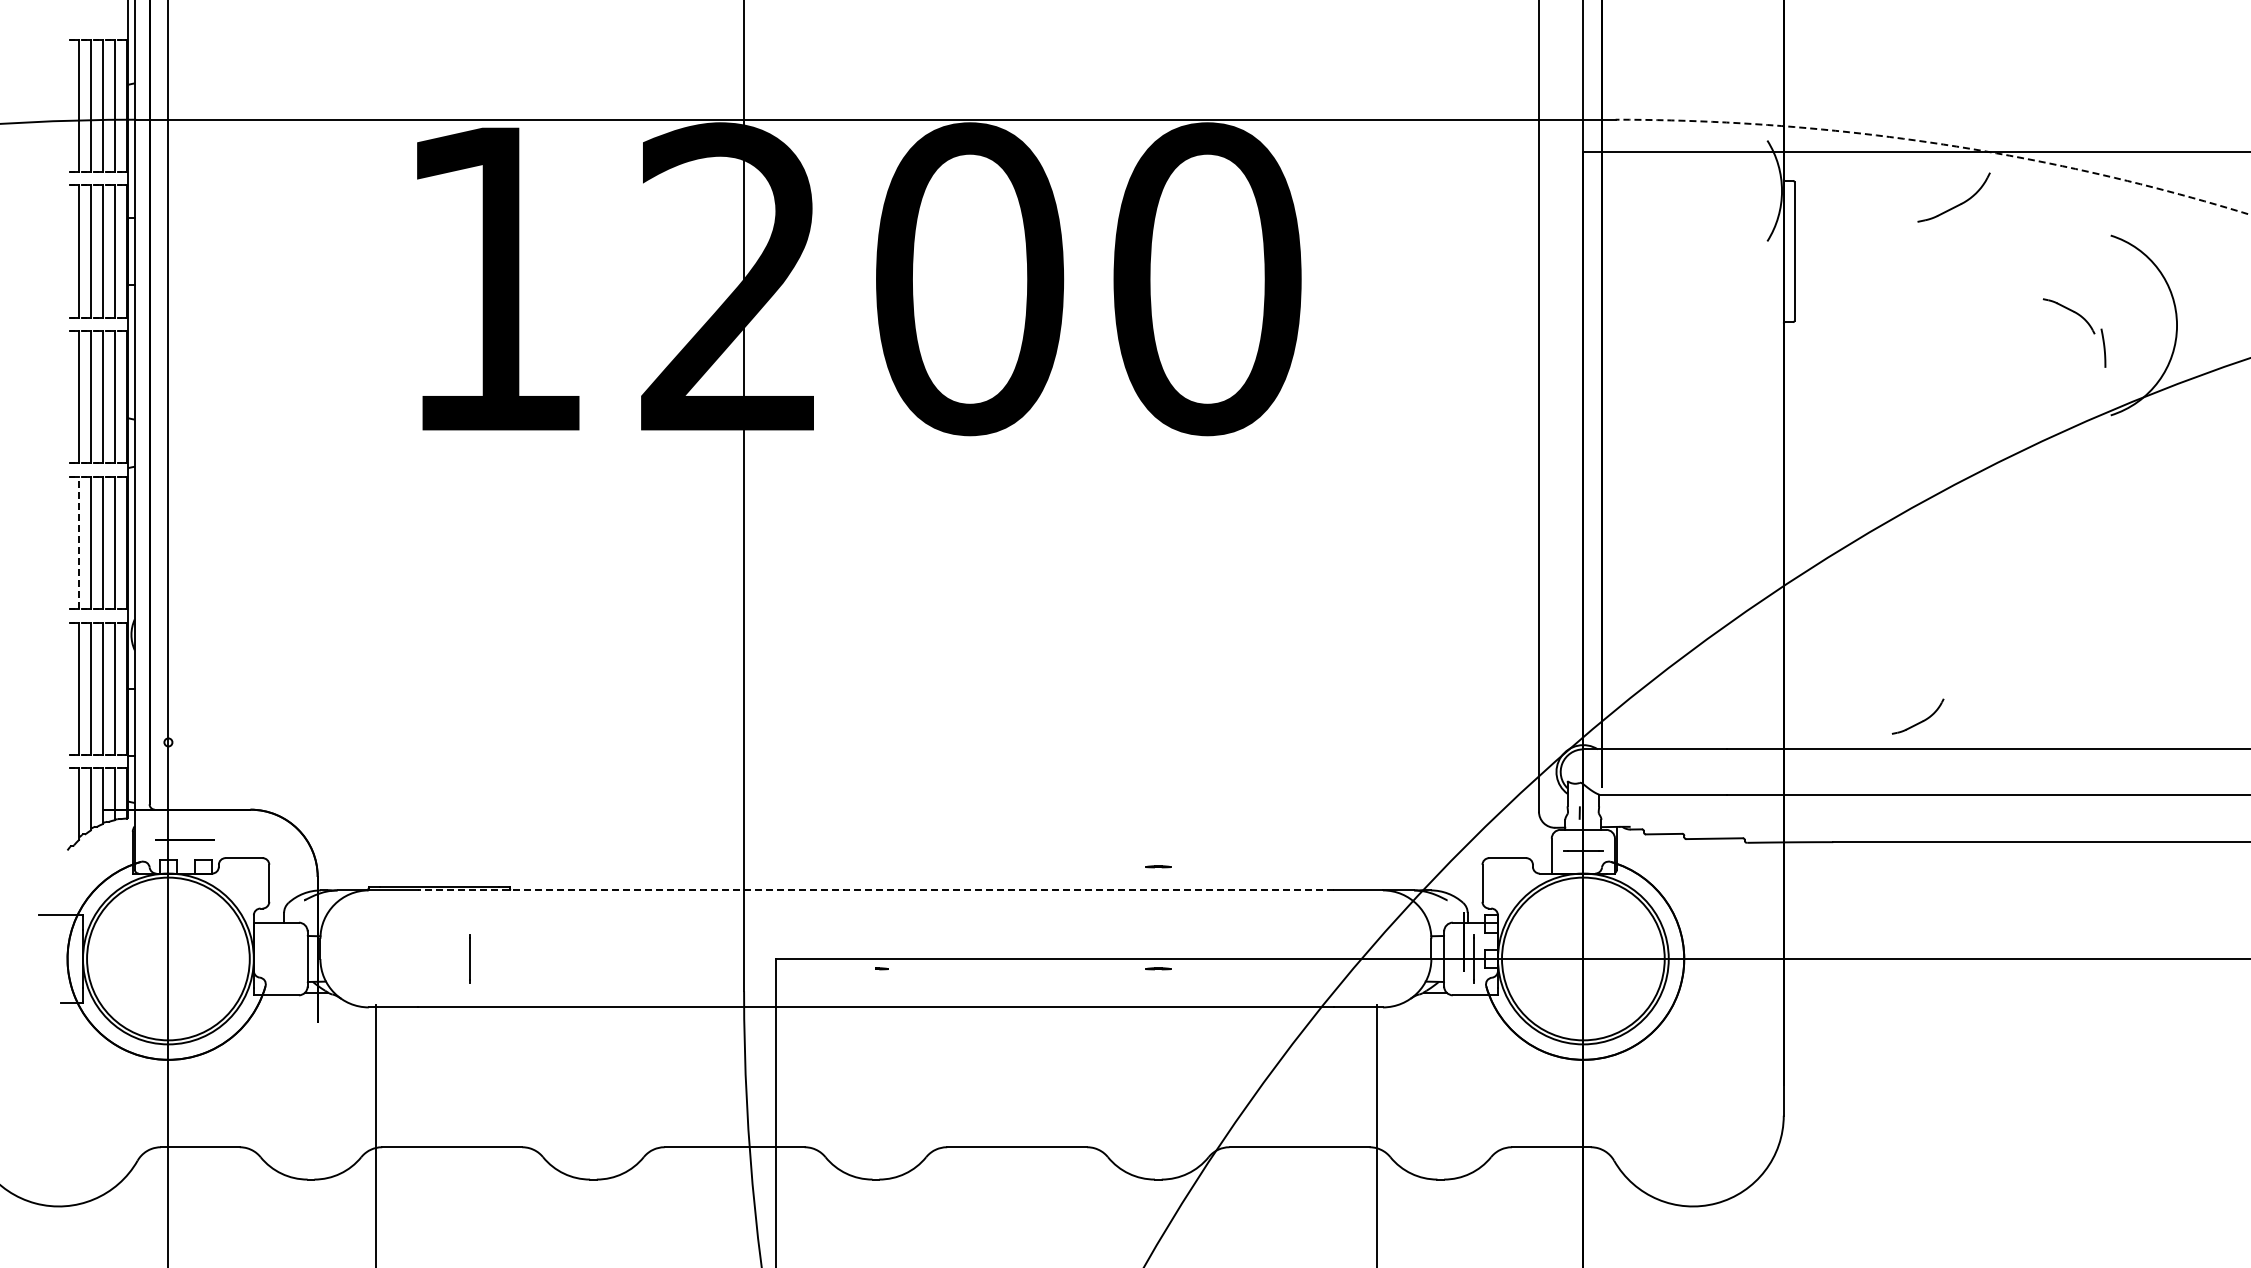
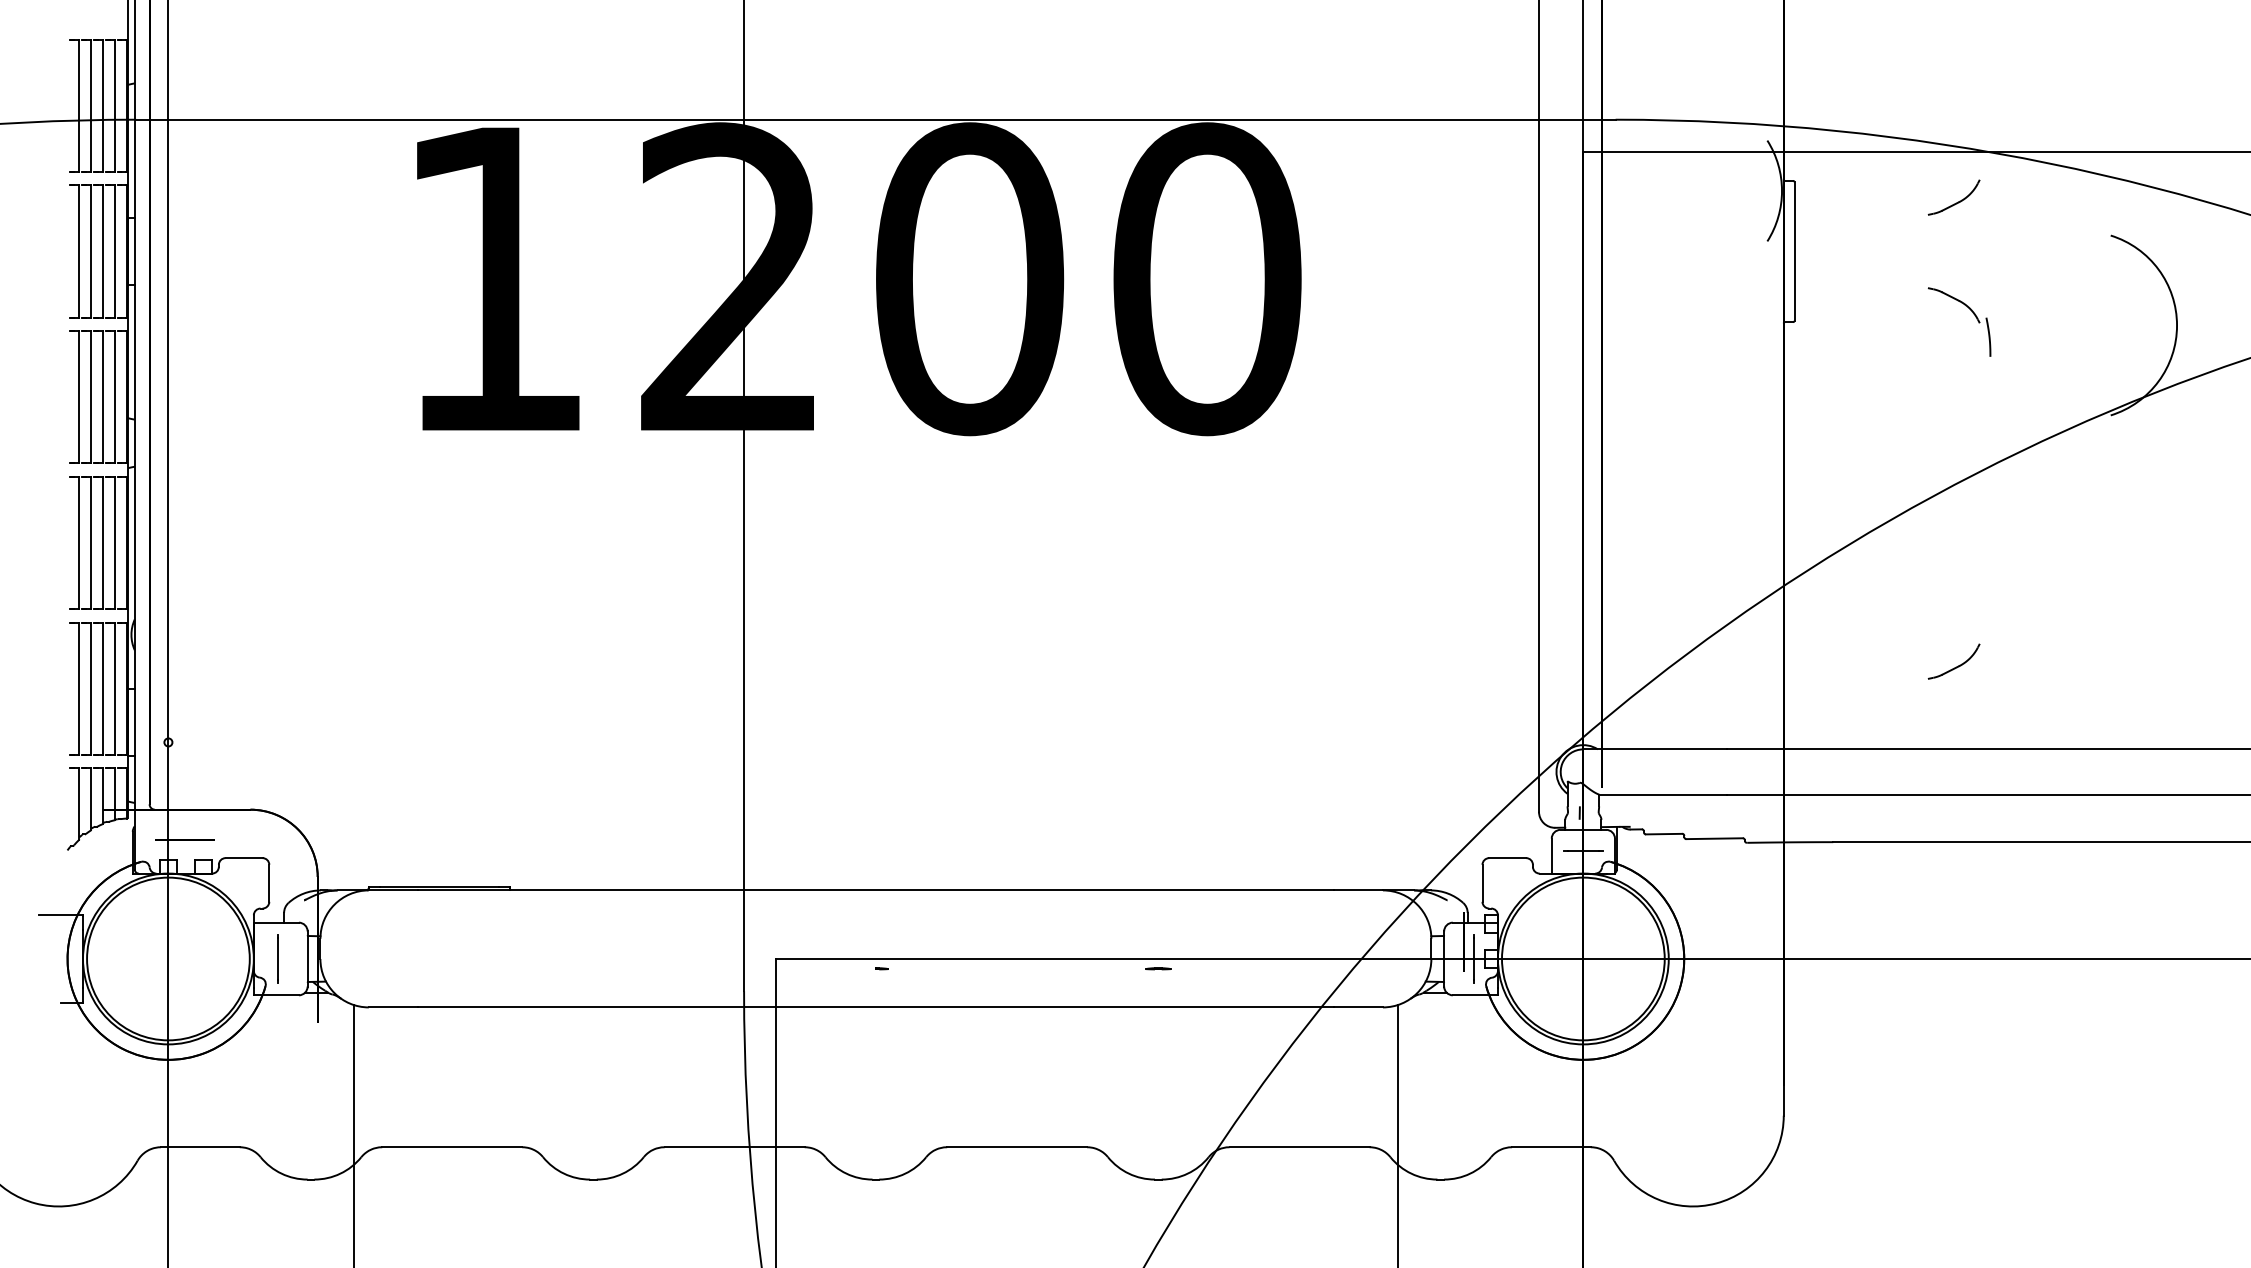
arc: dashed -> solid (1937, 143)
part size: 74x51 px -> 54x37 px (1953, 197)
part position: (2085, 321) -> (1970, 310) (1970, 310)
line: dashed -> solid (79, 542)
part position: (1917, 716) -> (1953, 661) (1953, 661)
line: present -> none (1158, 866)
line: dashed -> solid (875, 890)
line position: (469, 958) -> (277, 958) (277, 958)
line position: (376, 1134) -> (354, 1134) (354, 1134)
line position: (1376, 1134) -> (1397, 1134) (1397, 1134)
